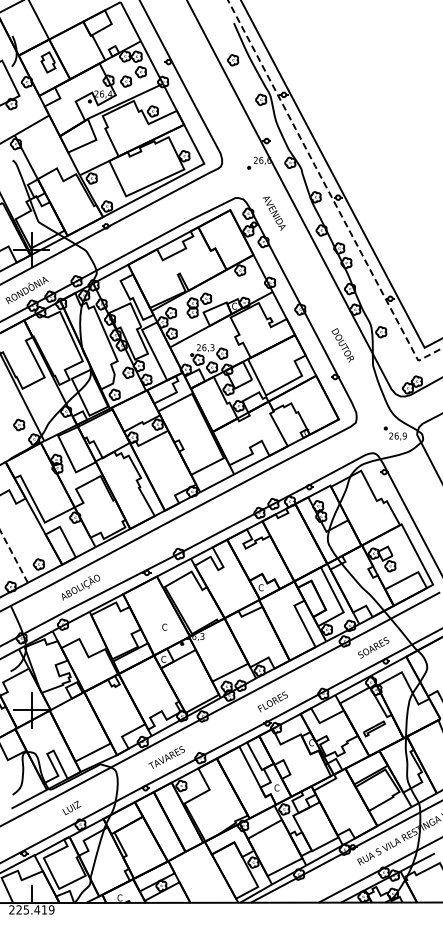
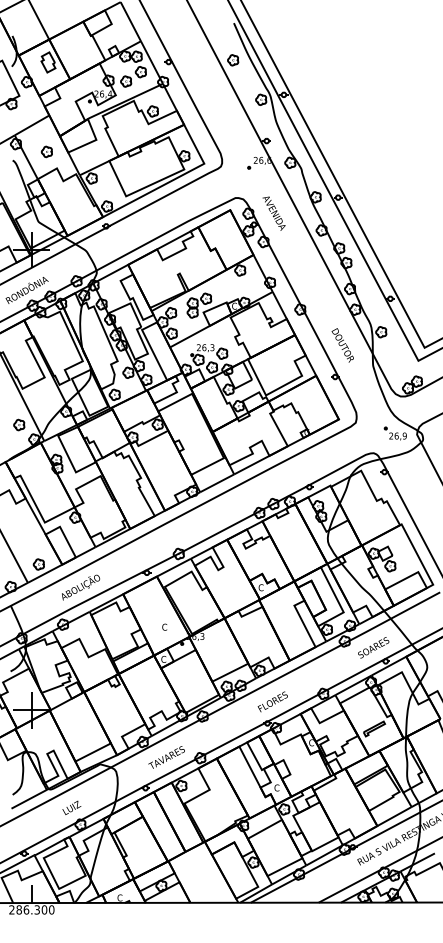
part: none -> present (46, 151)
line: dashed -> solid (329, 193)
line: dashed -> solid (14, 556)
text: 225.419 -> 286.300 (35, 909)
